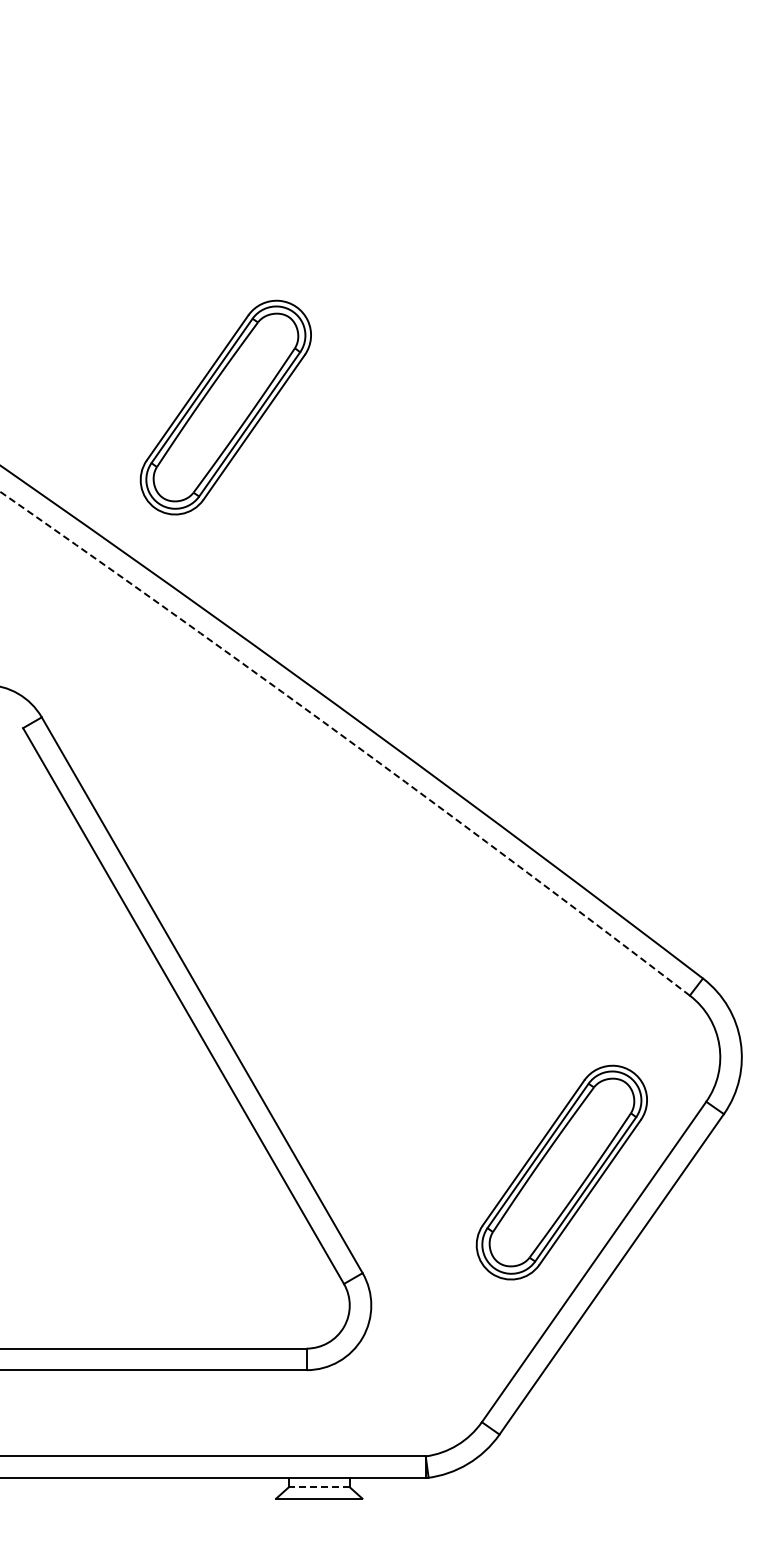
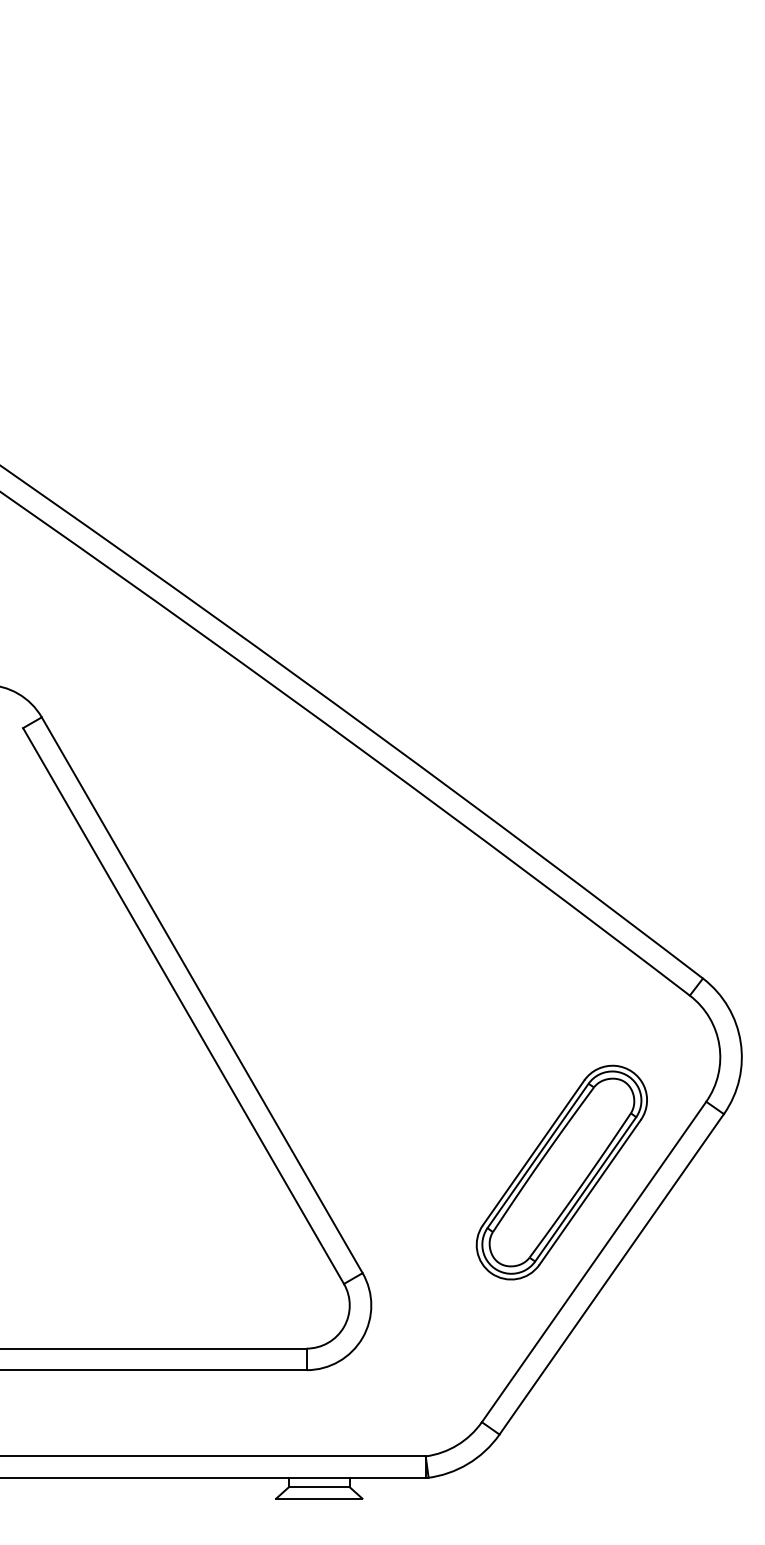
part: present -> none (225, 407)
arc: dashed -> solid (347, 739)
line: dashed -> solid (318, 1487)
